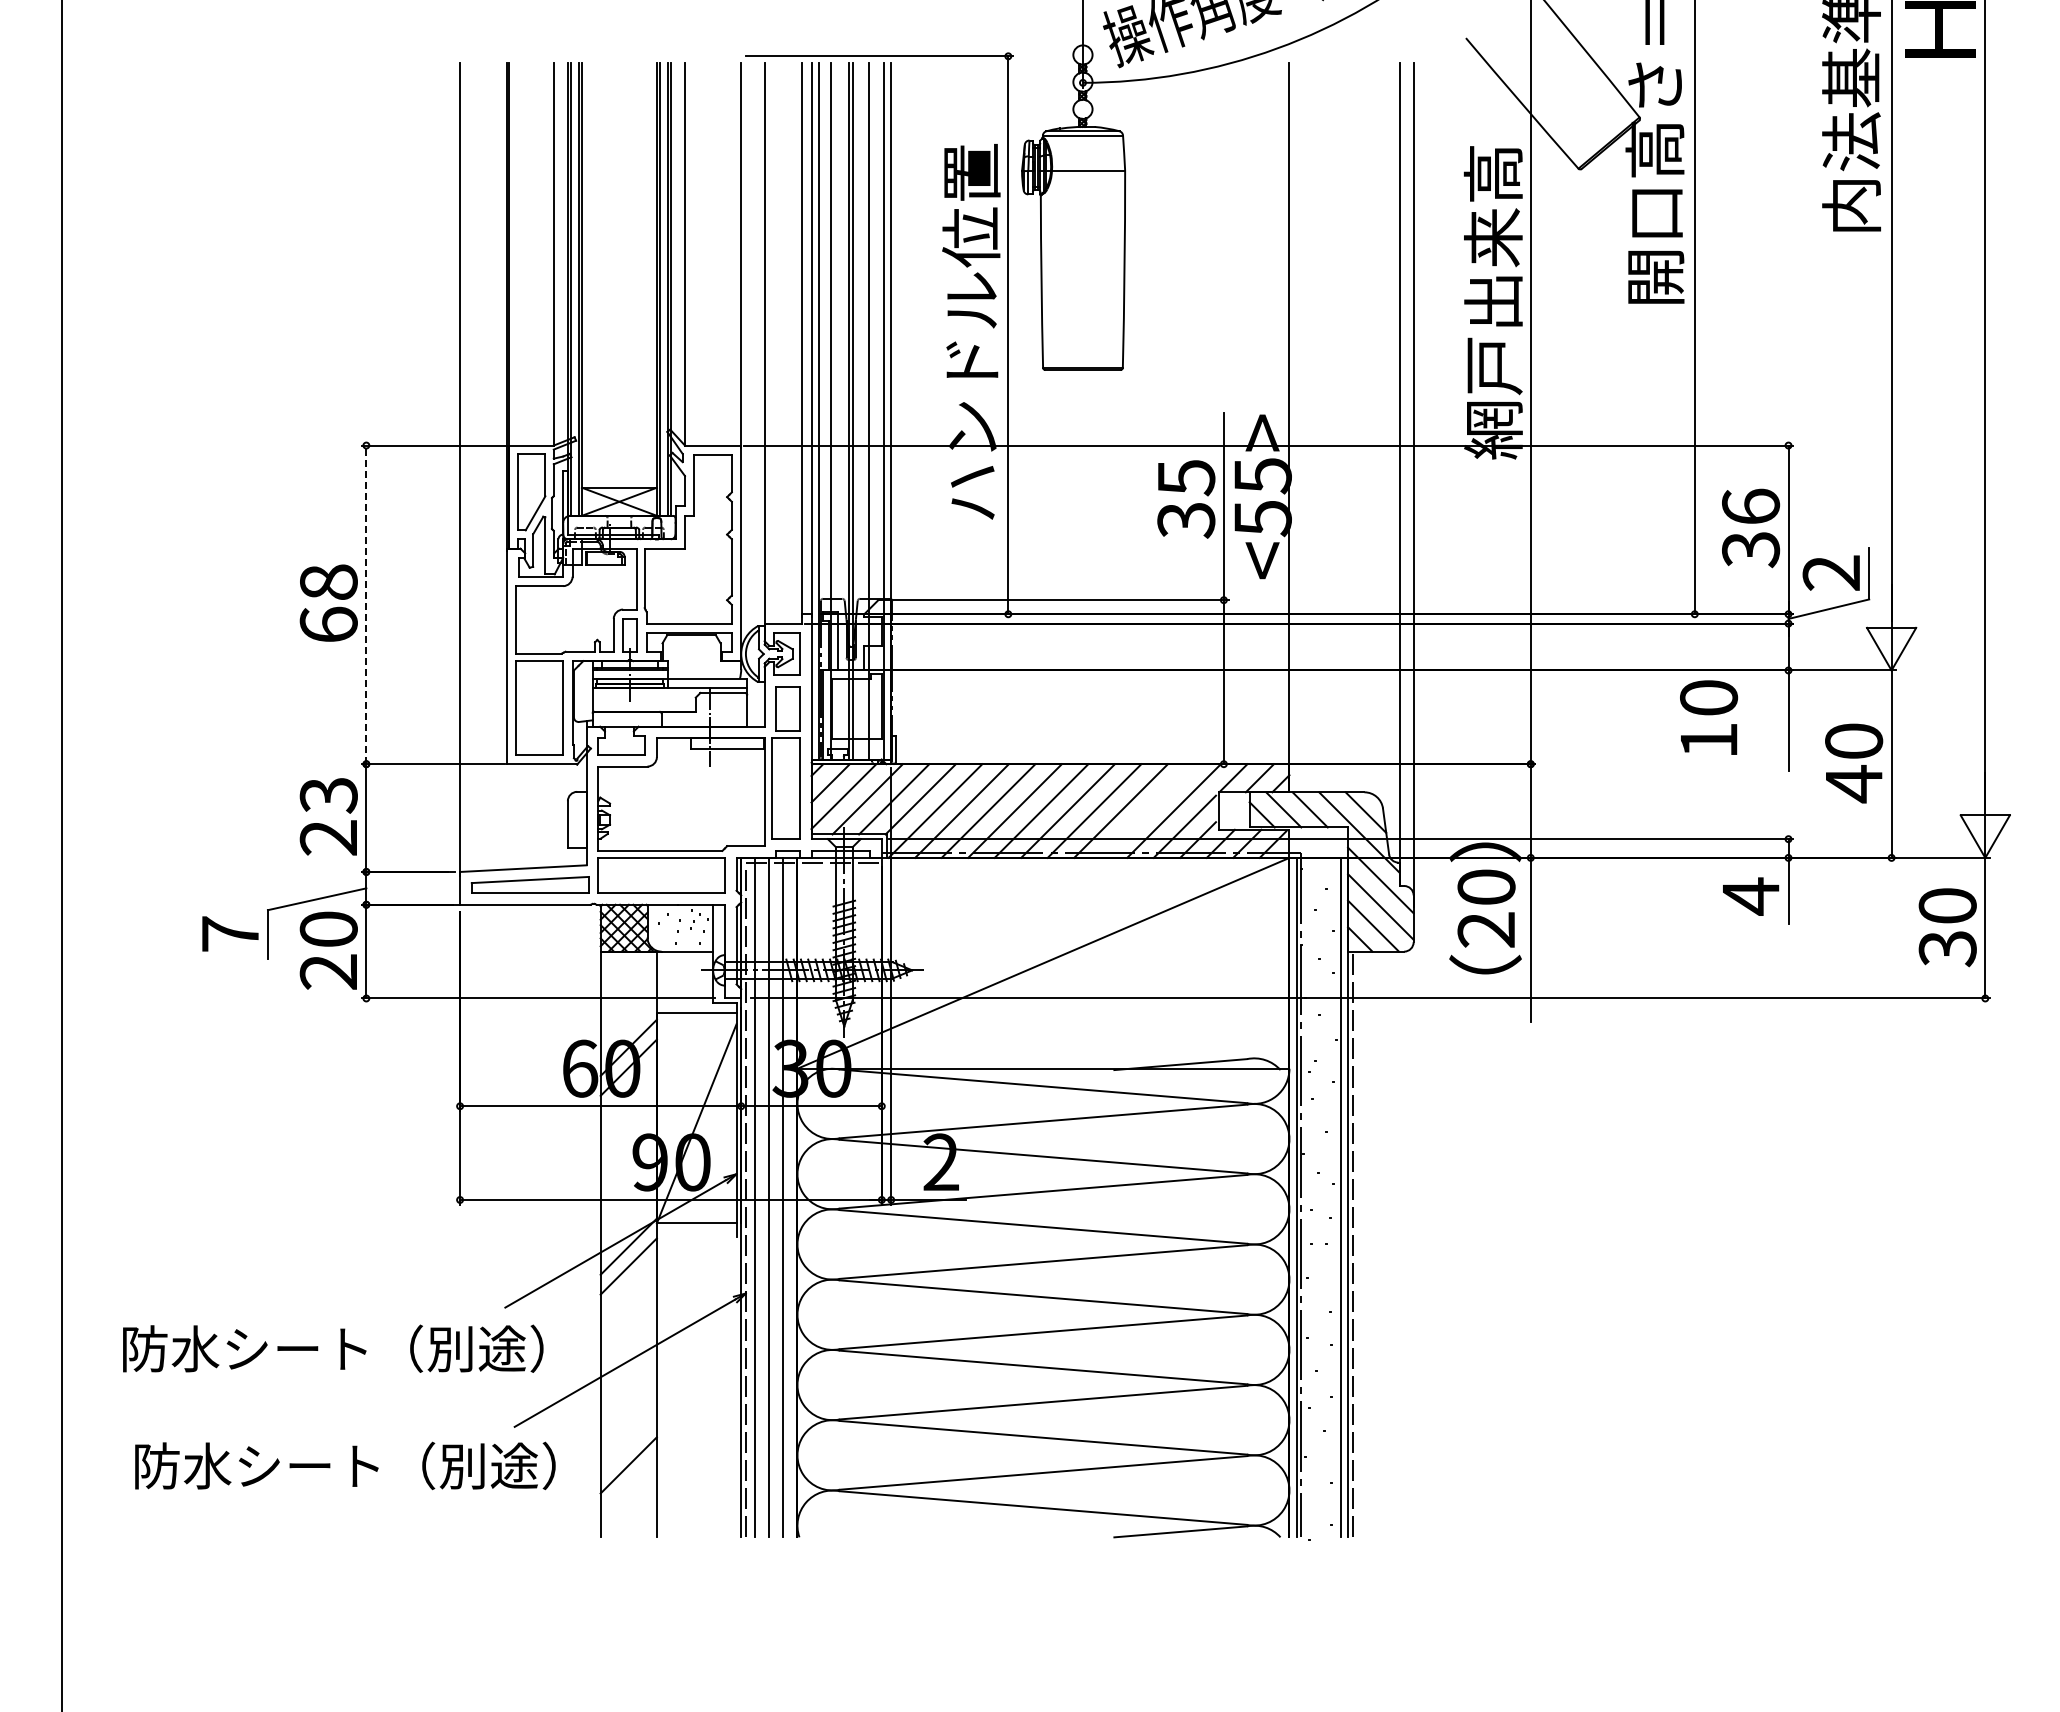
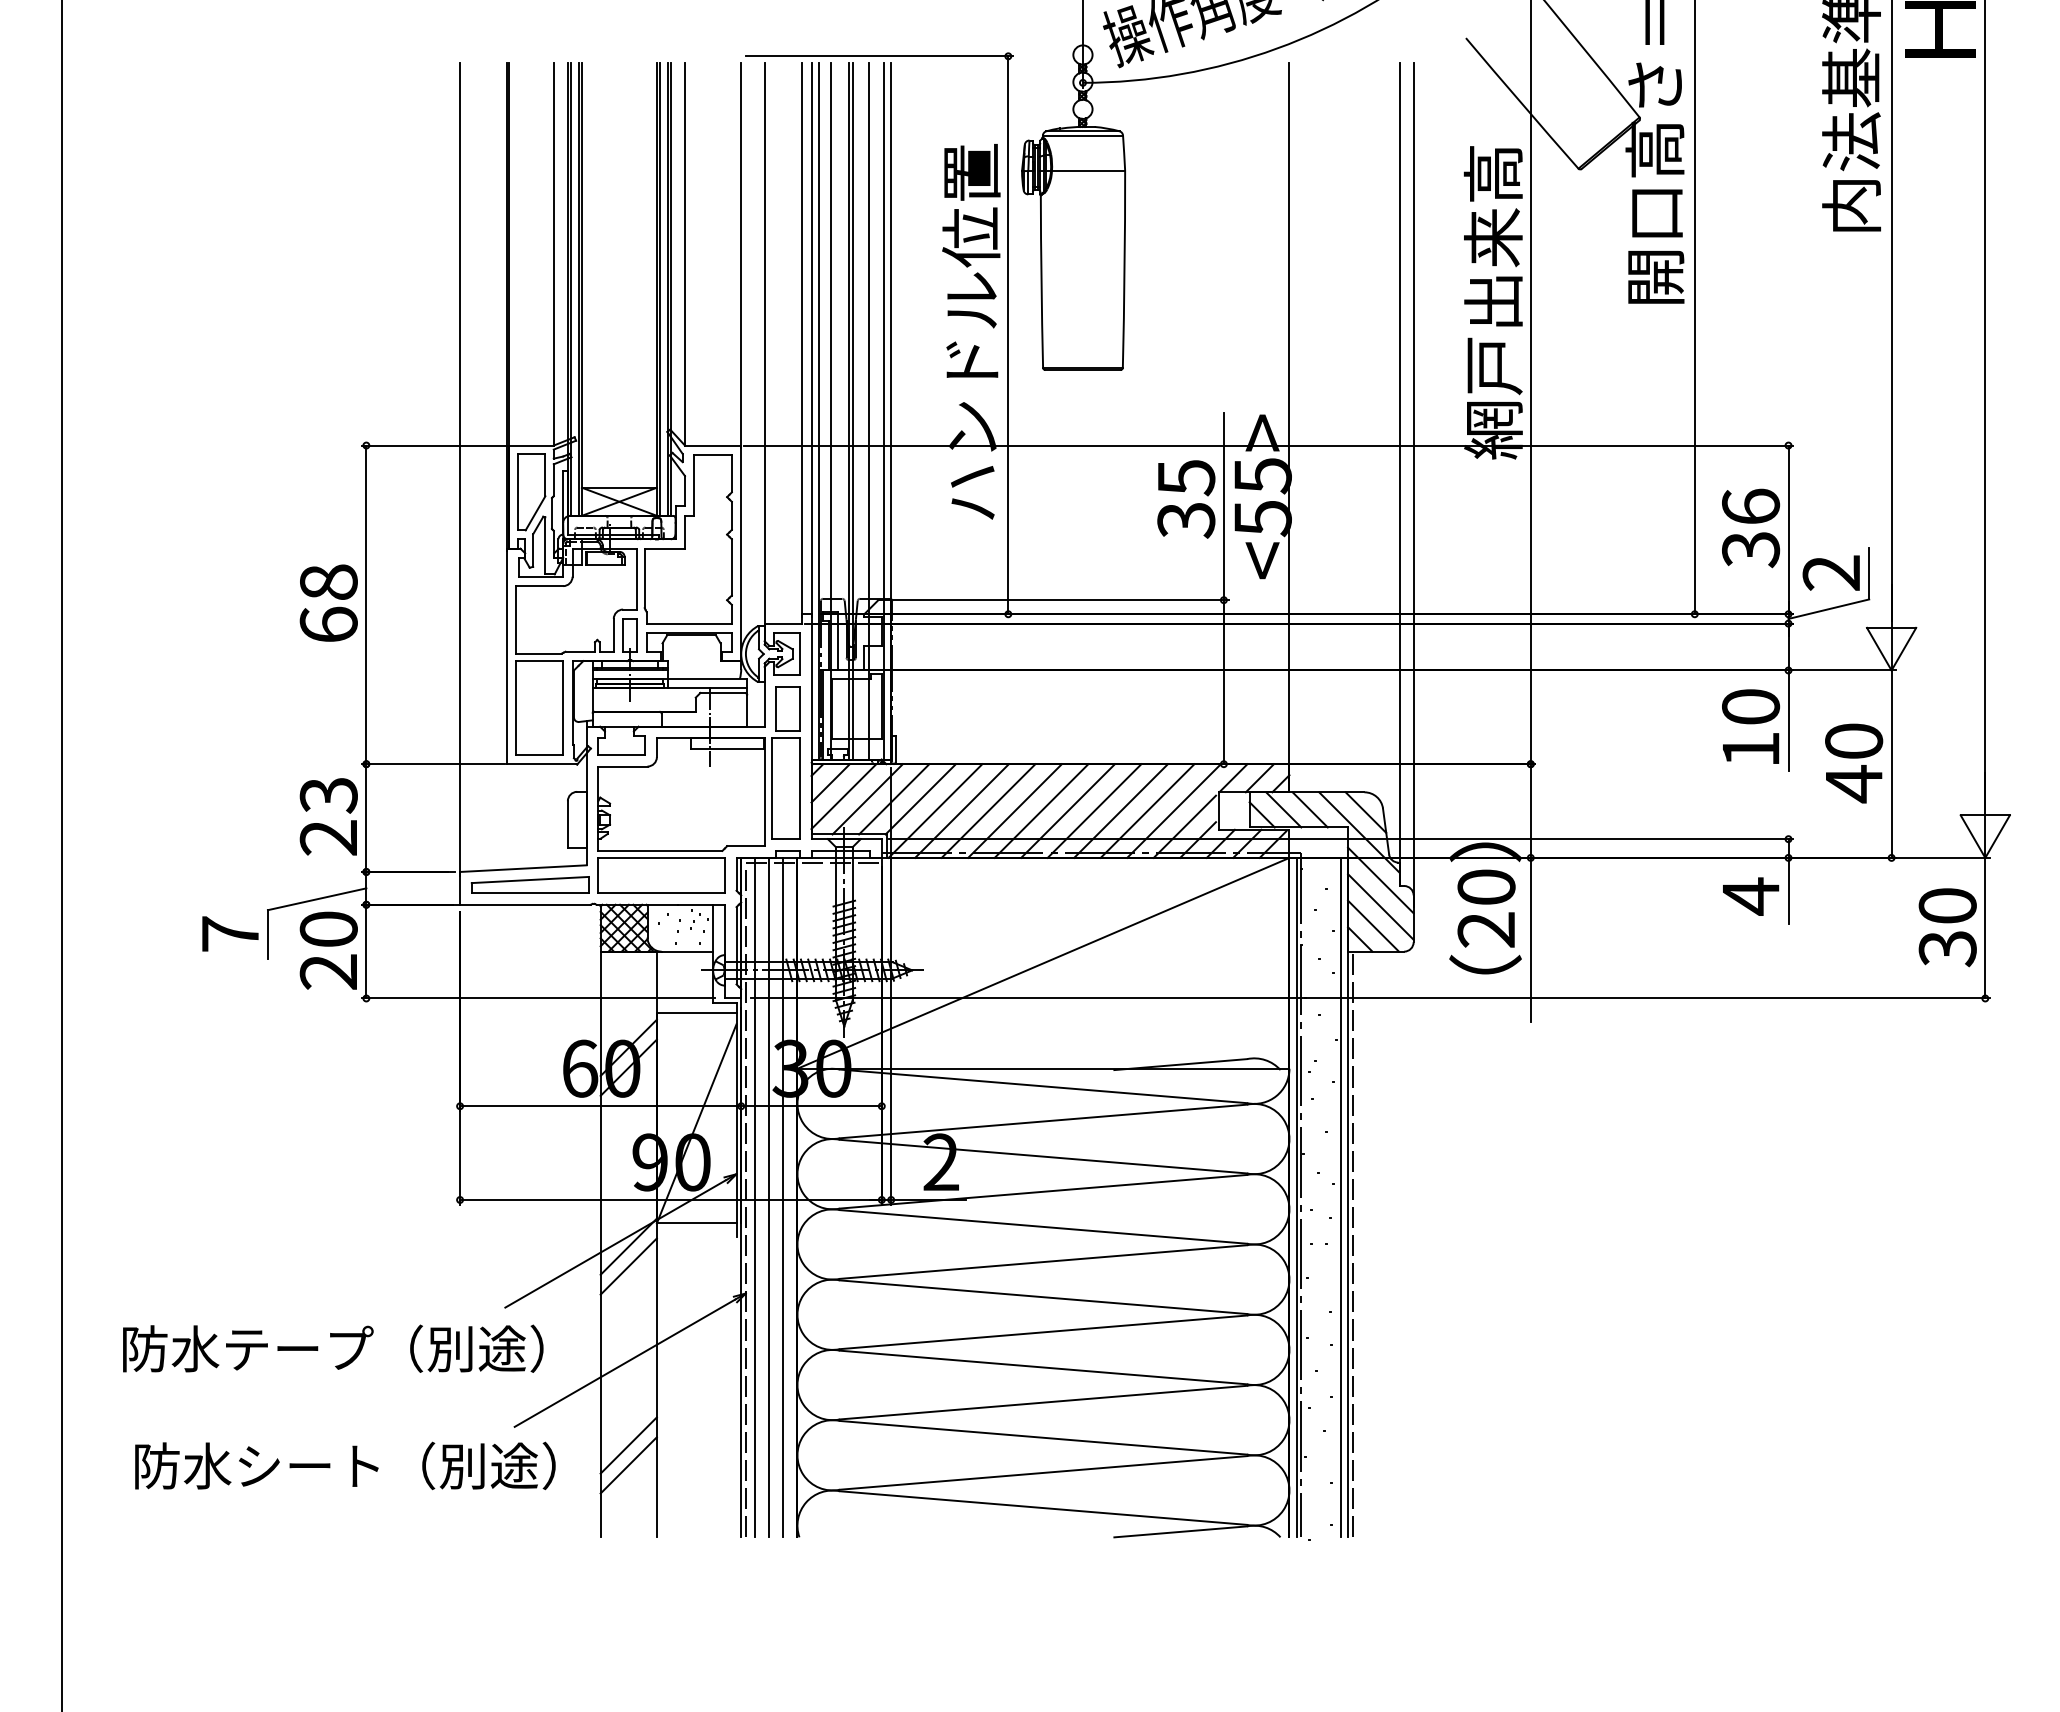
line: dashed -> solid (366, 604)
text position: (1709, 717) -> (1751, 726) (1751, 726)
line: none -> present (1147, 810)
text: 防水シート（別途） -> 防水テープ（別途） (299, 1347)
line: none -> present (628, 1445)
